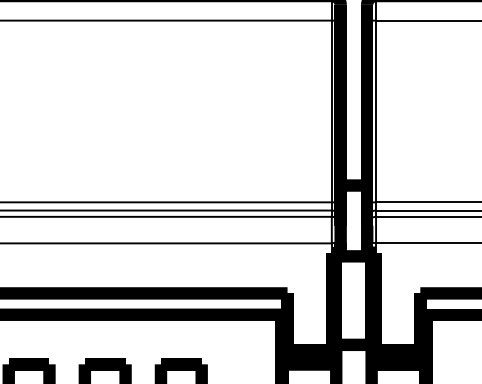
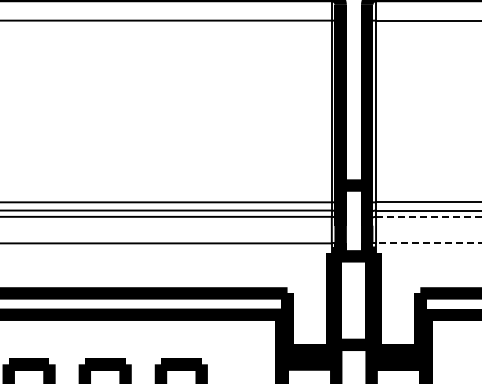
line: solid -> dashed (429, 216)
line: solid -> dashed (428, 243)
